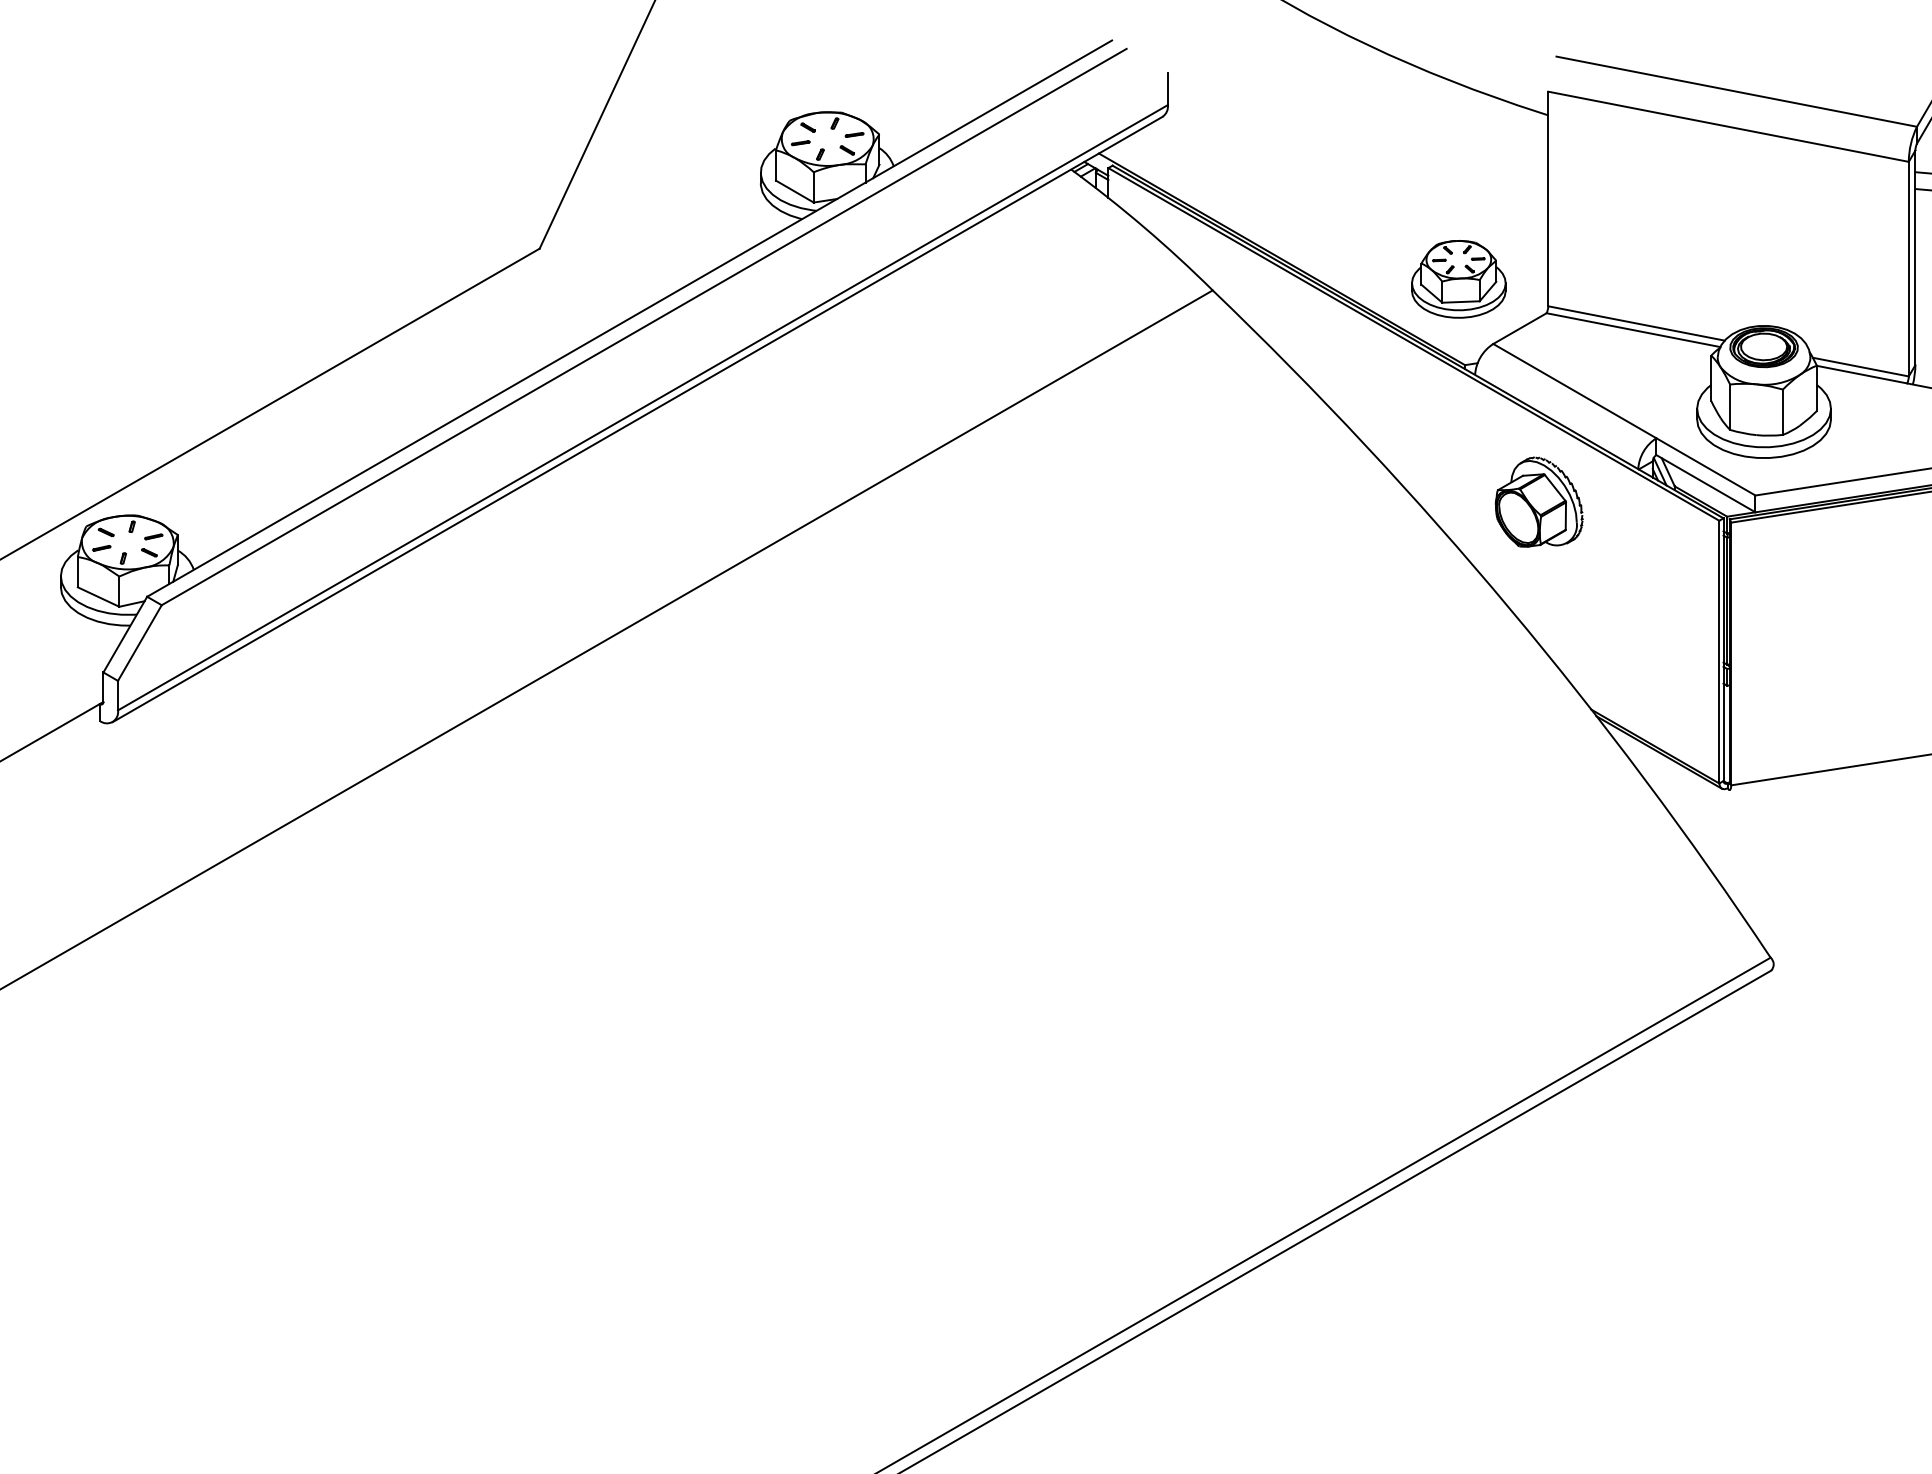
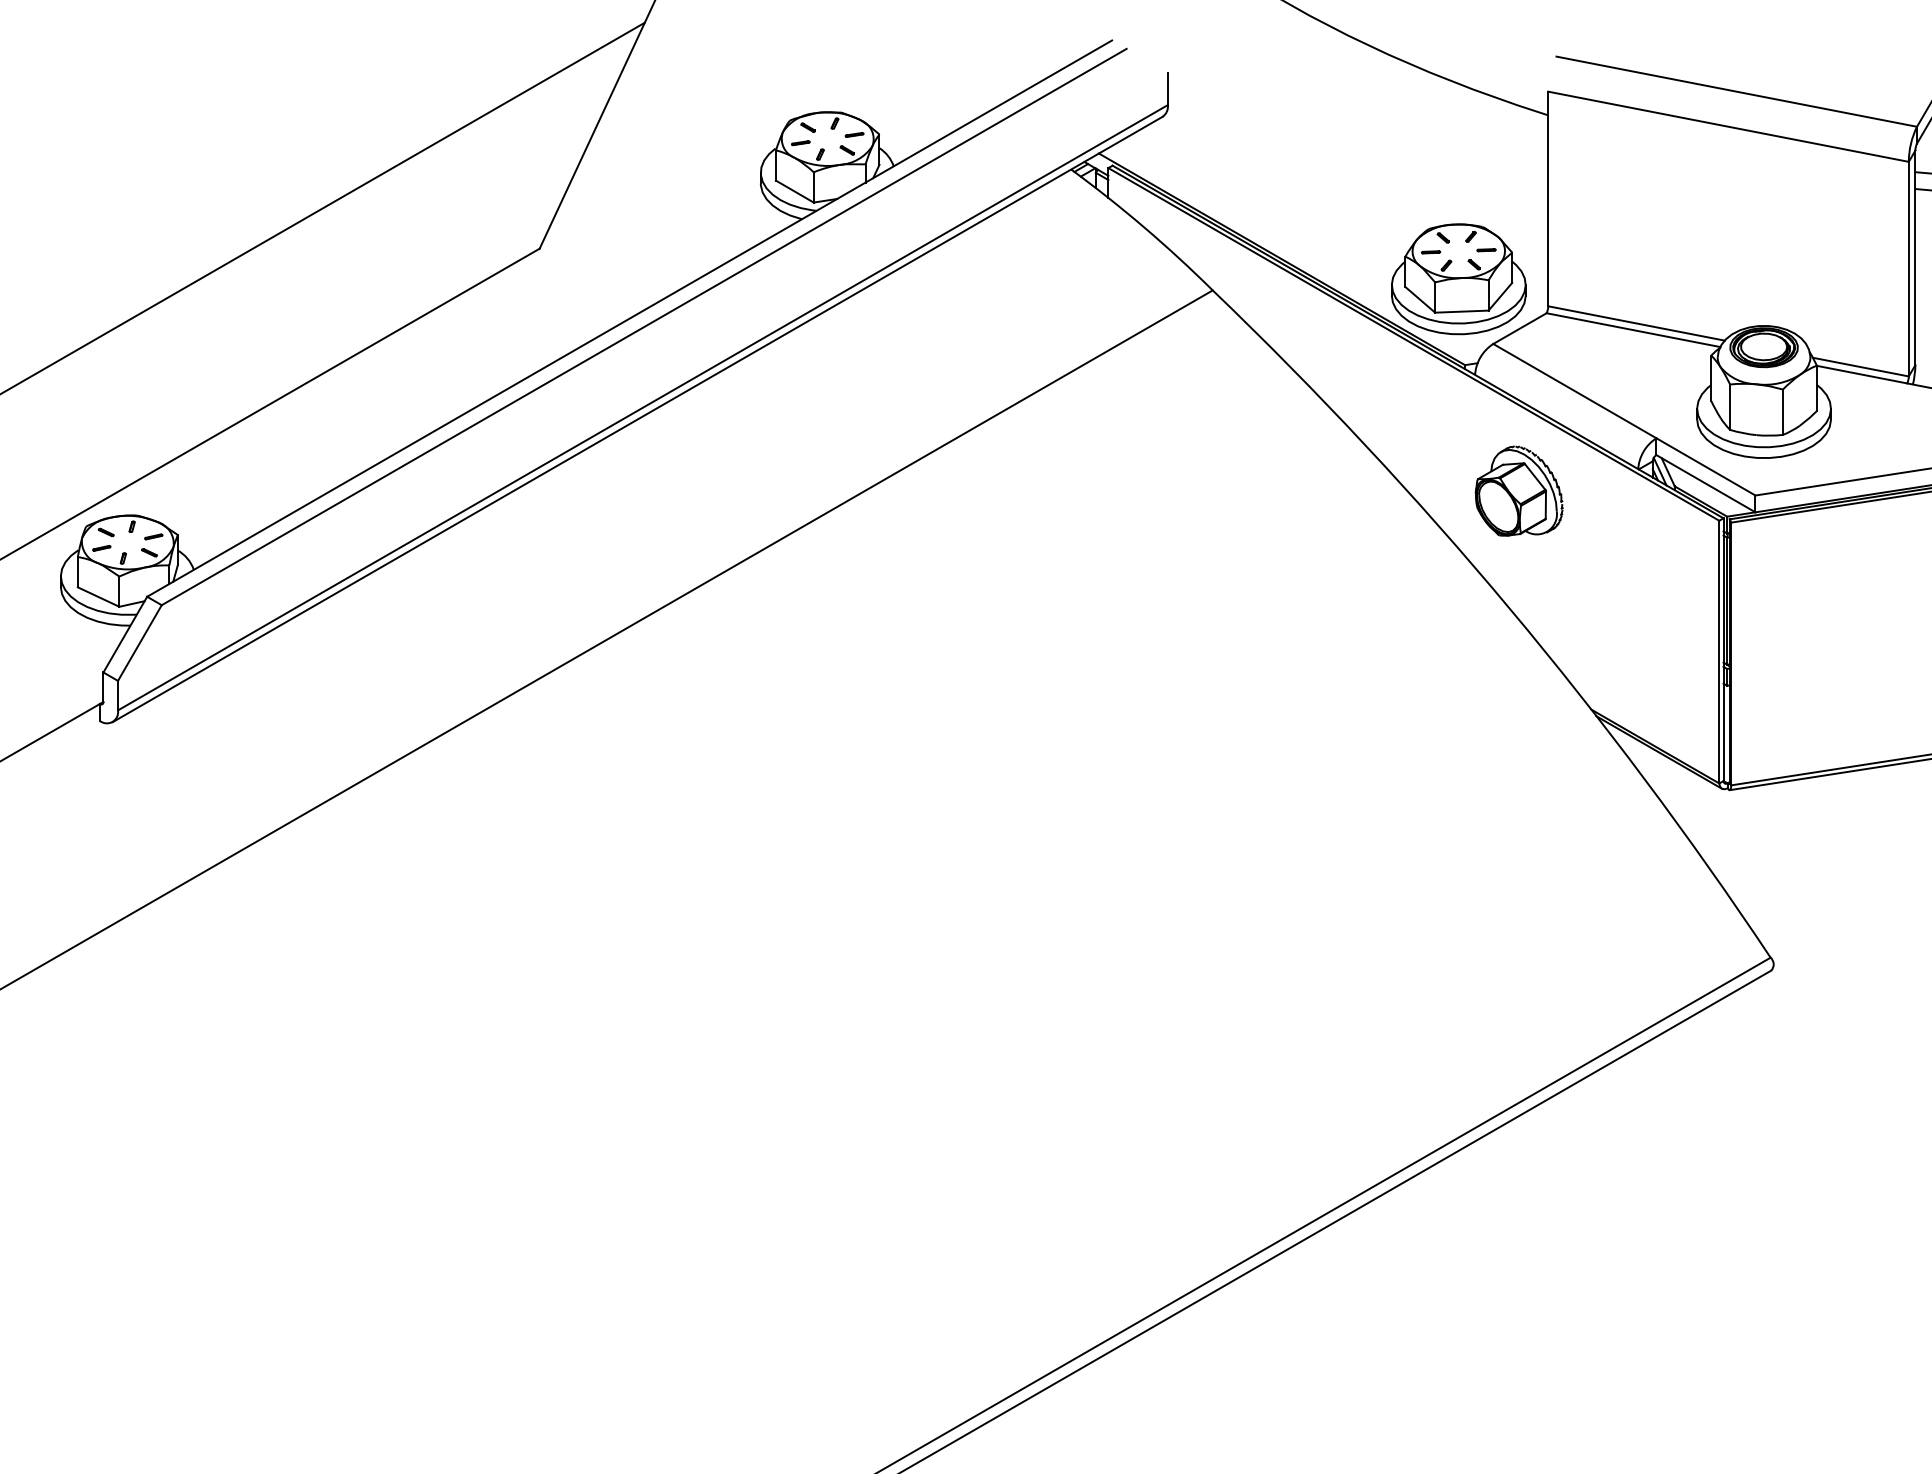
line: none -> present (323, 207)
part size: 96x79 px -> 136x113 px (1458, 279)
part position: (1538, 501) -> (1518, 490) (1518, 490)
line: none -> present (1828, 774)
